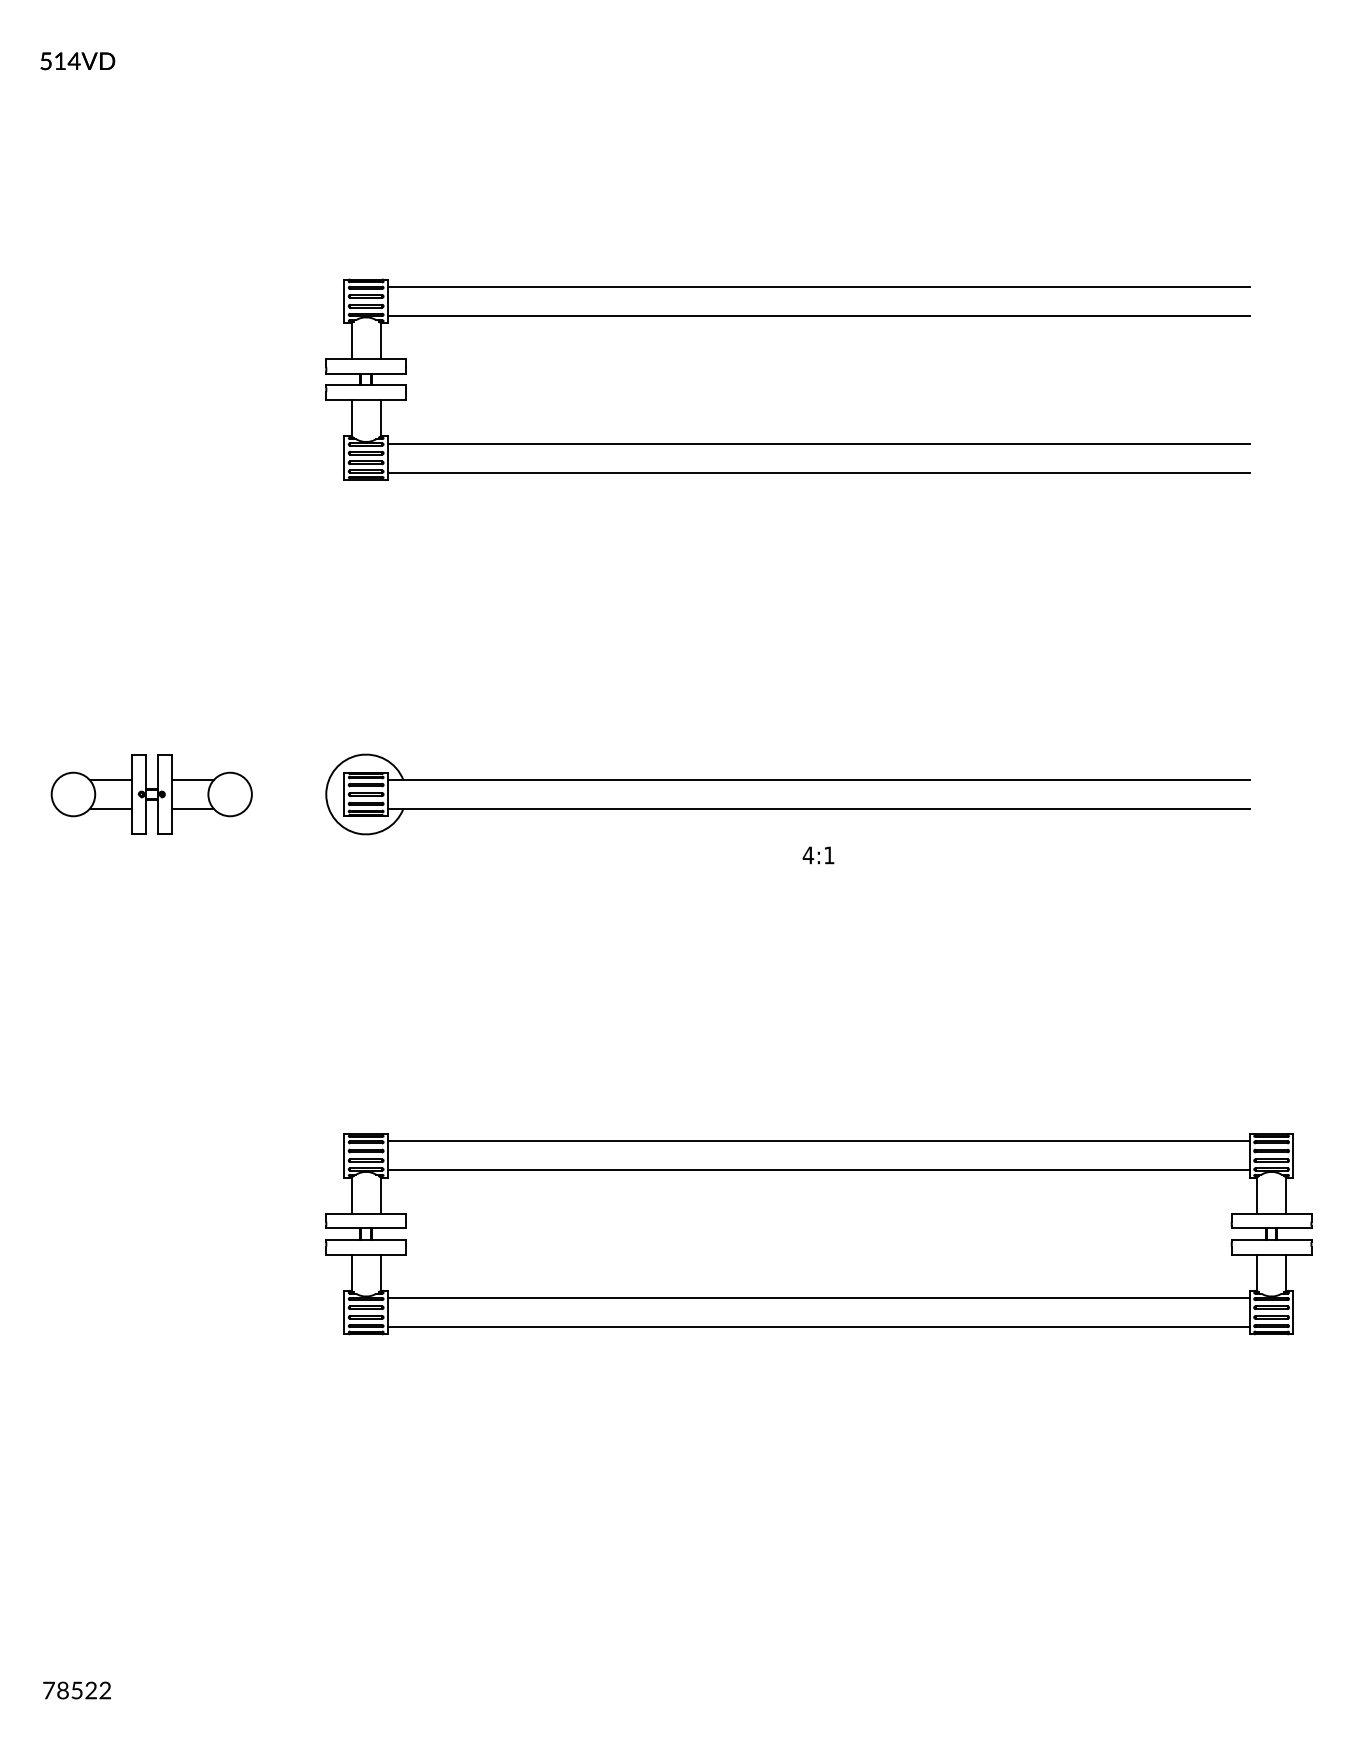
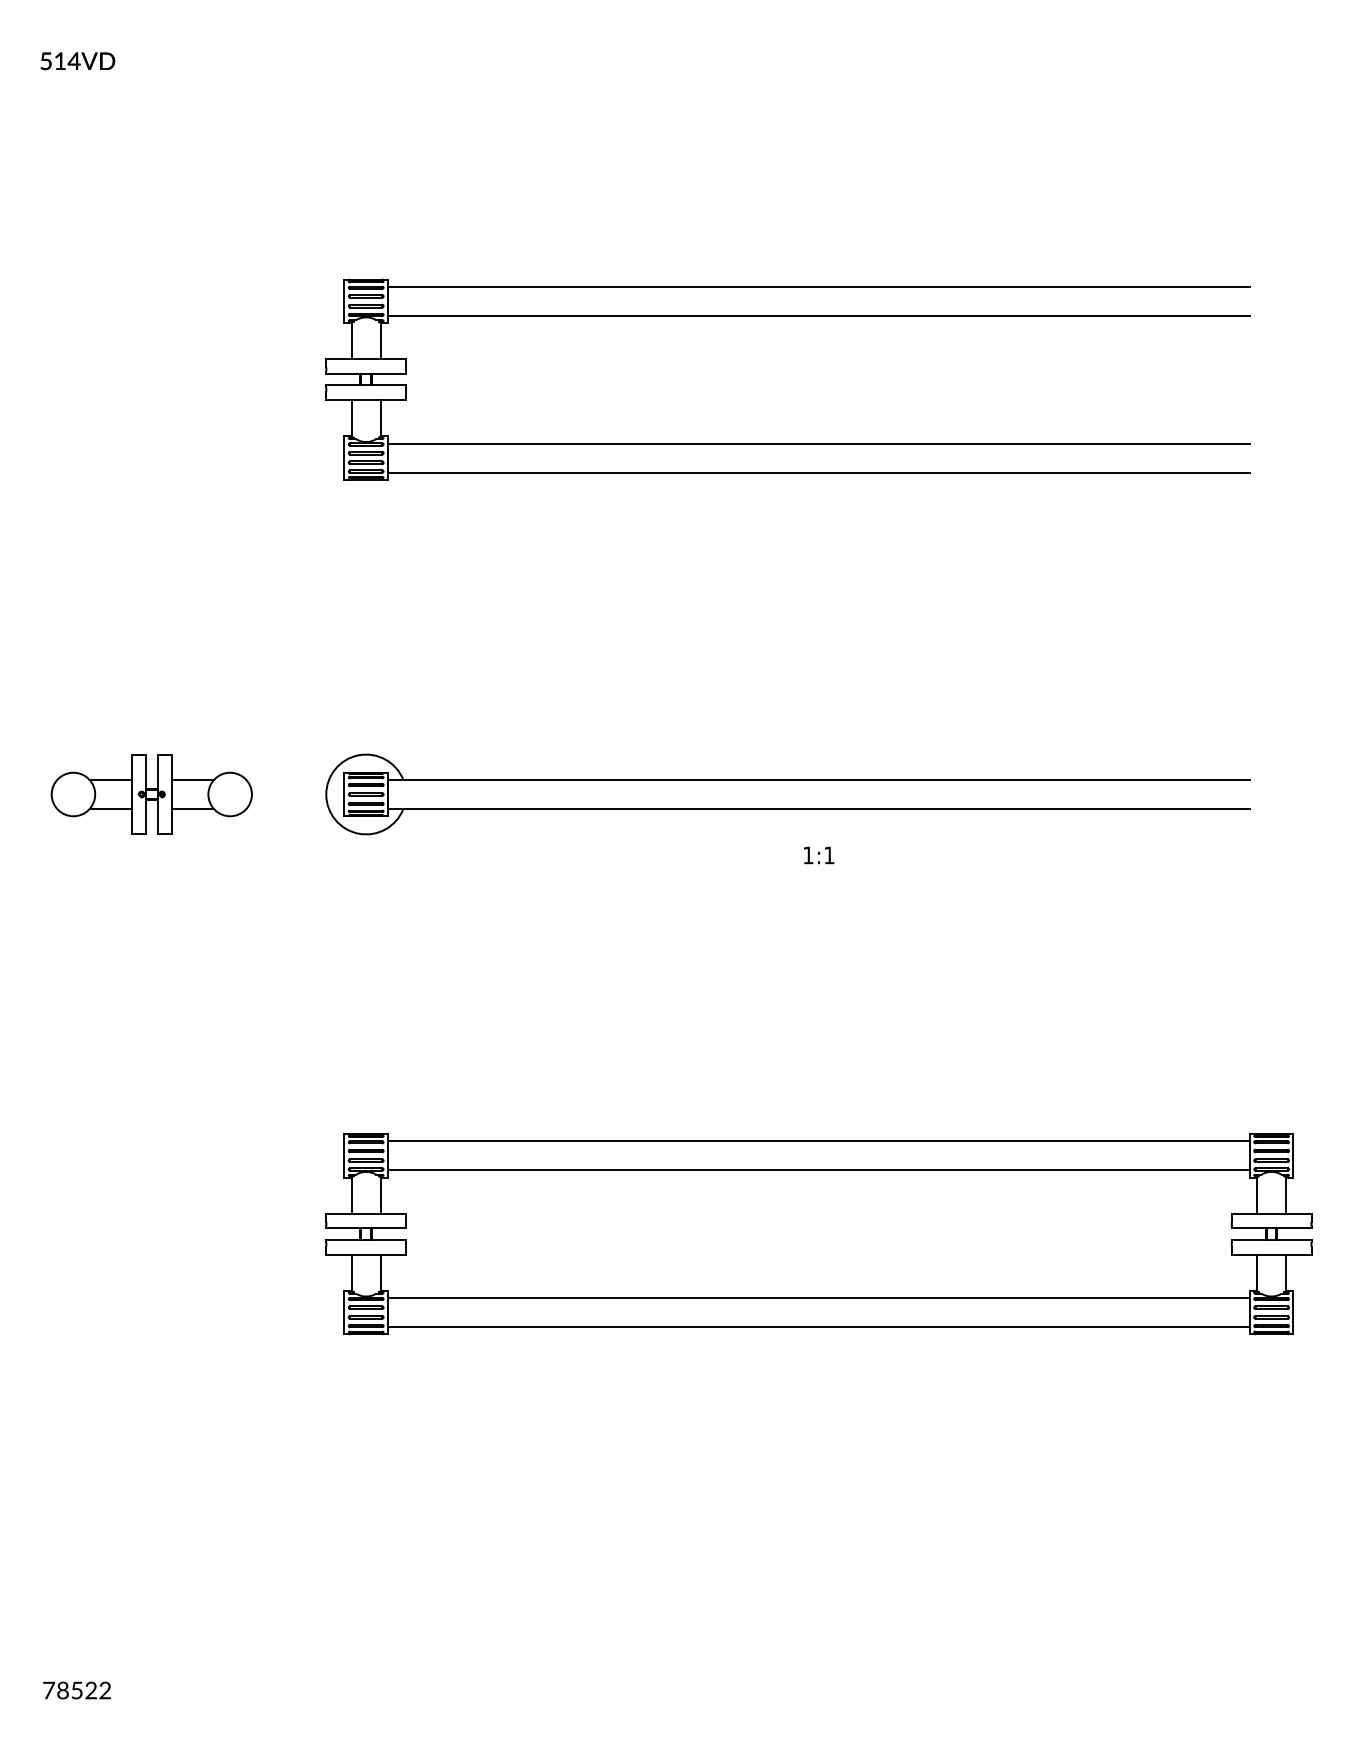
text: 4:1 -> 1:1 (808, 855)
